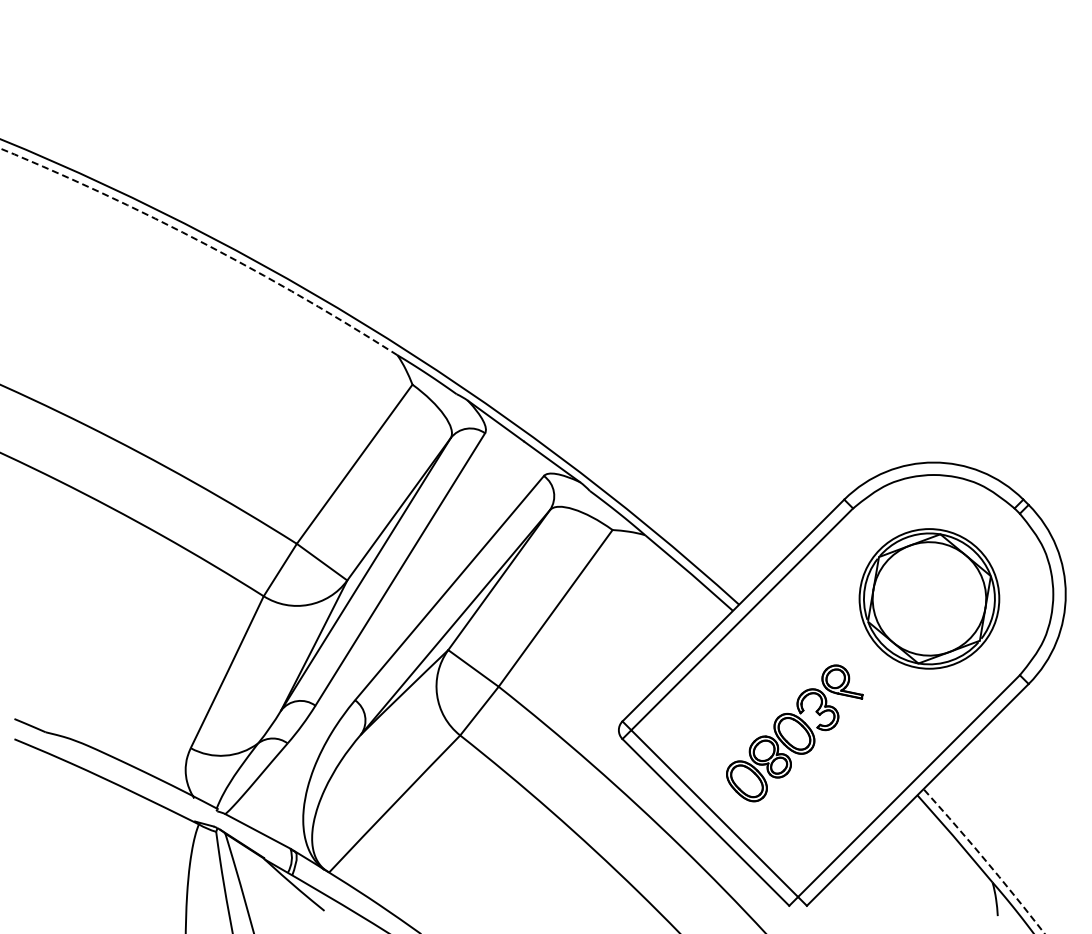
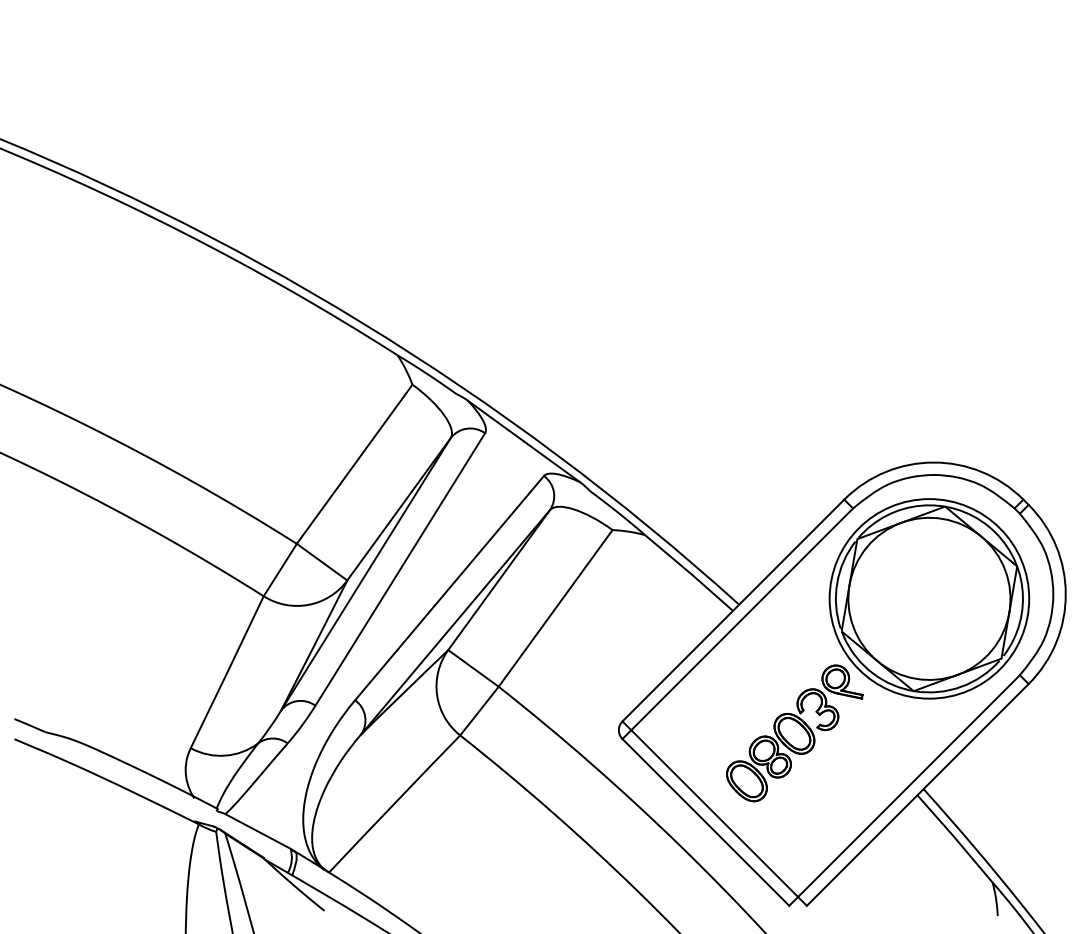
arc: dashed -> solid (203, 243)
part size: 143x142 px -> 203x202 px (929, 598)
arc: dashed -> solid (985, 860)
